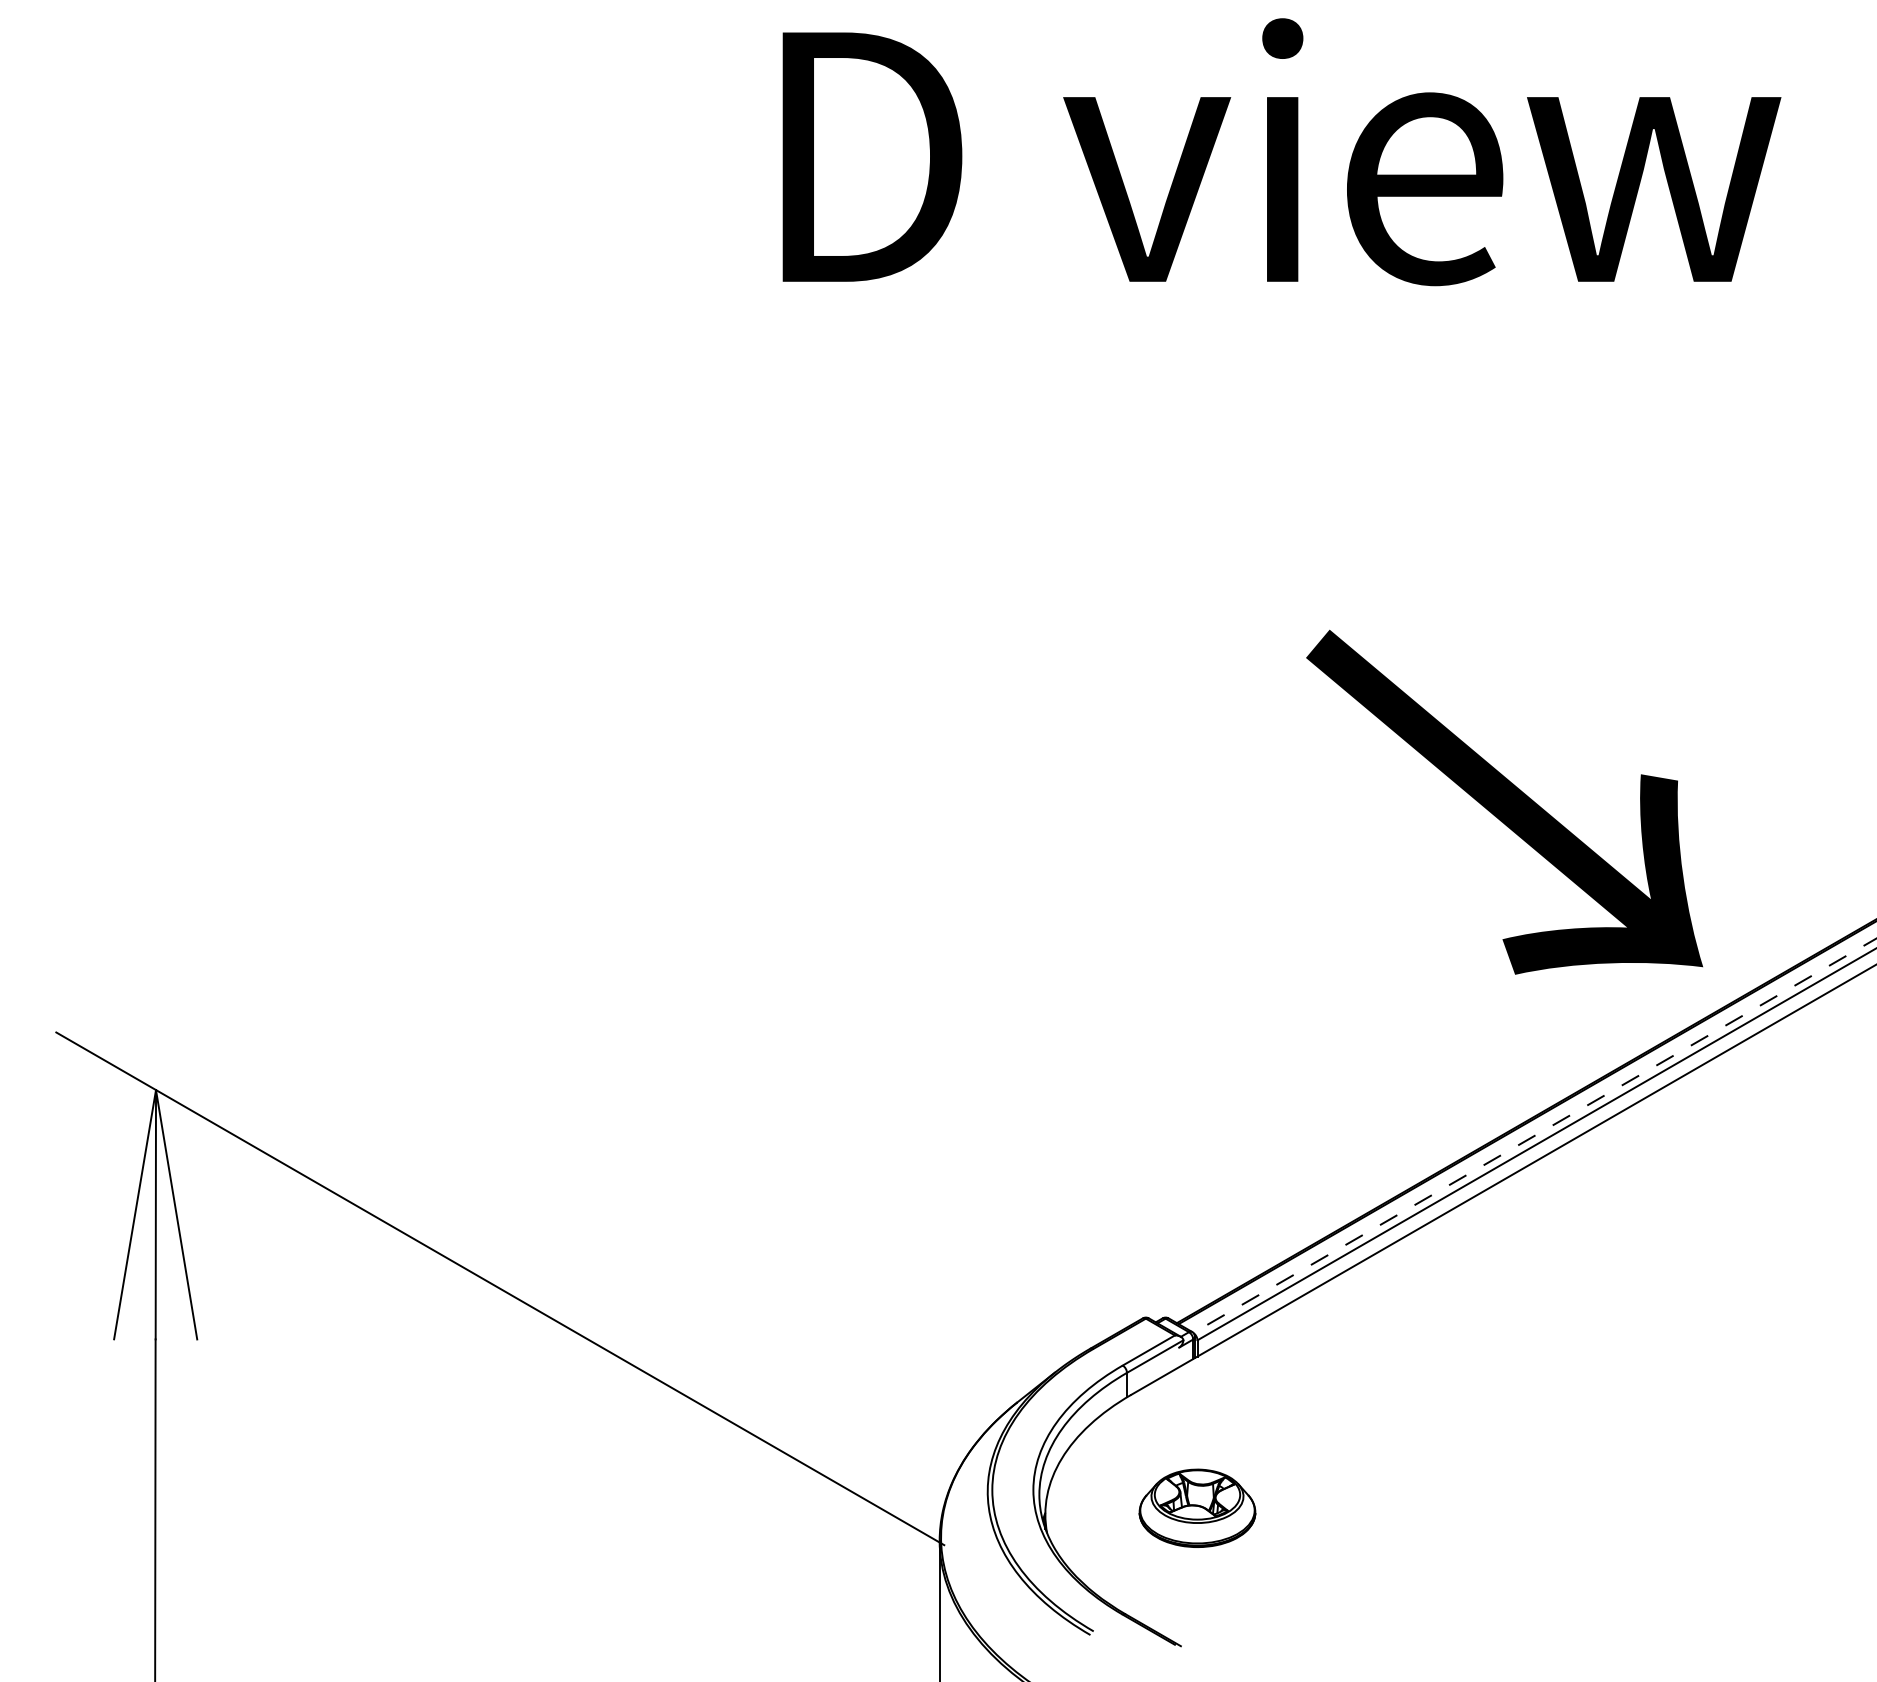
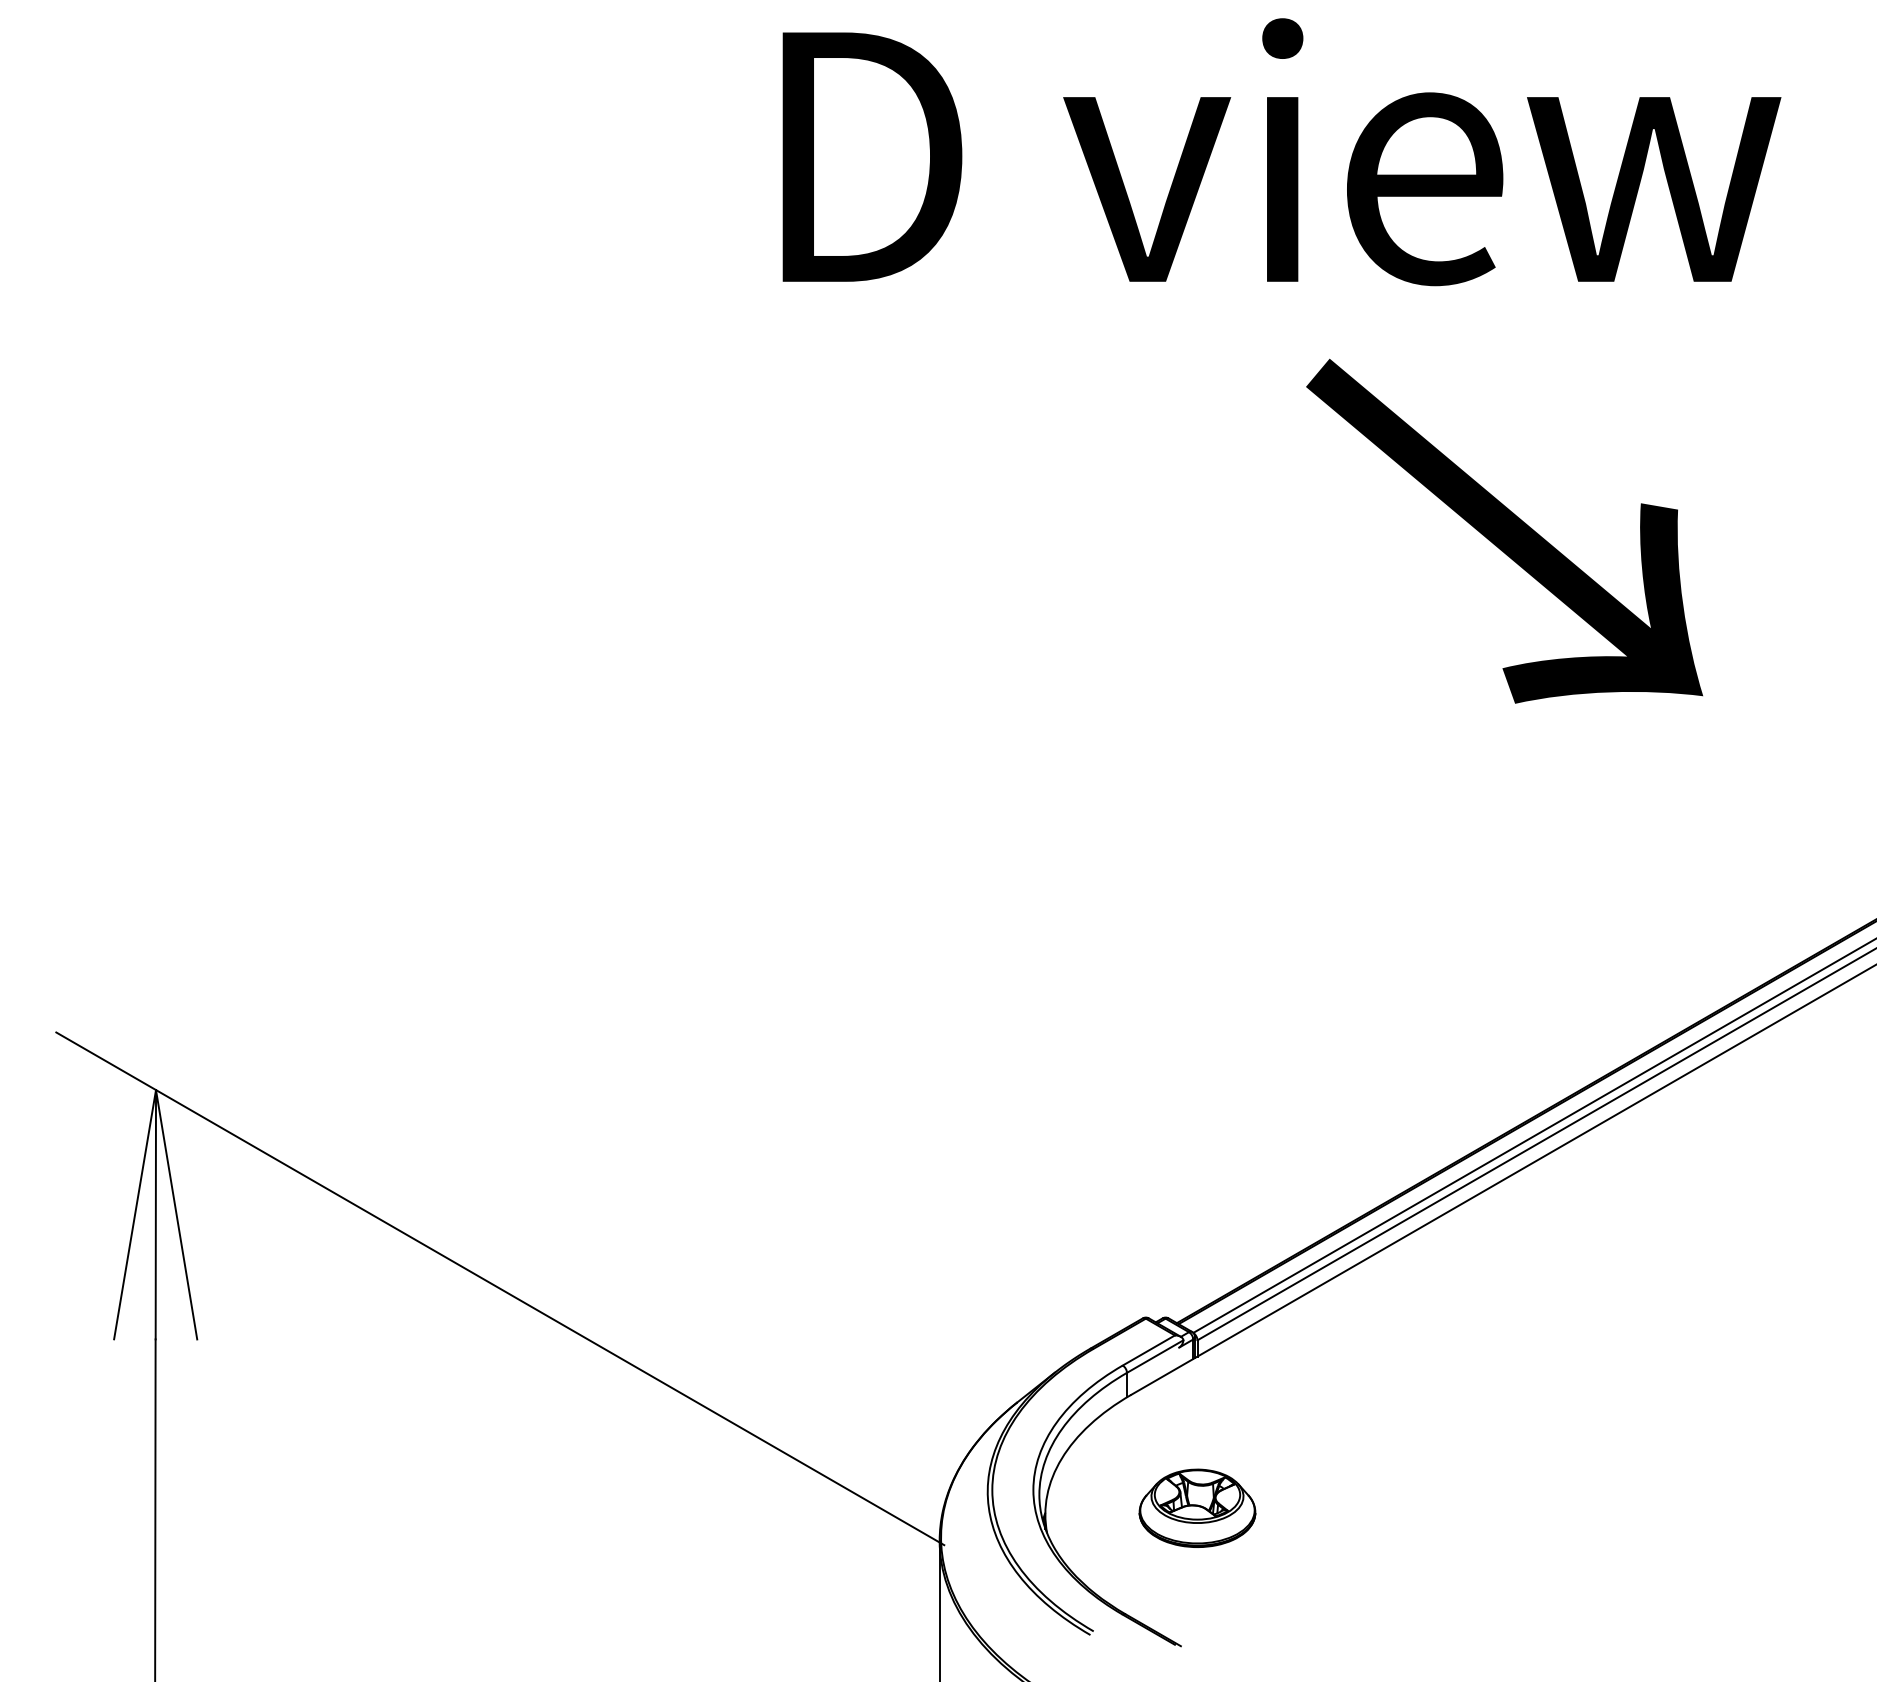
text position: (1504, 801) -> (1504, 530) (1504, 530)
line: dashed -> solid (1534, 1135)
